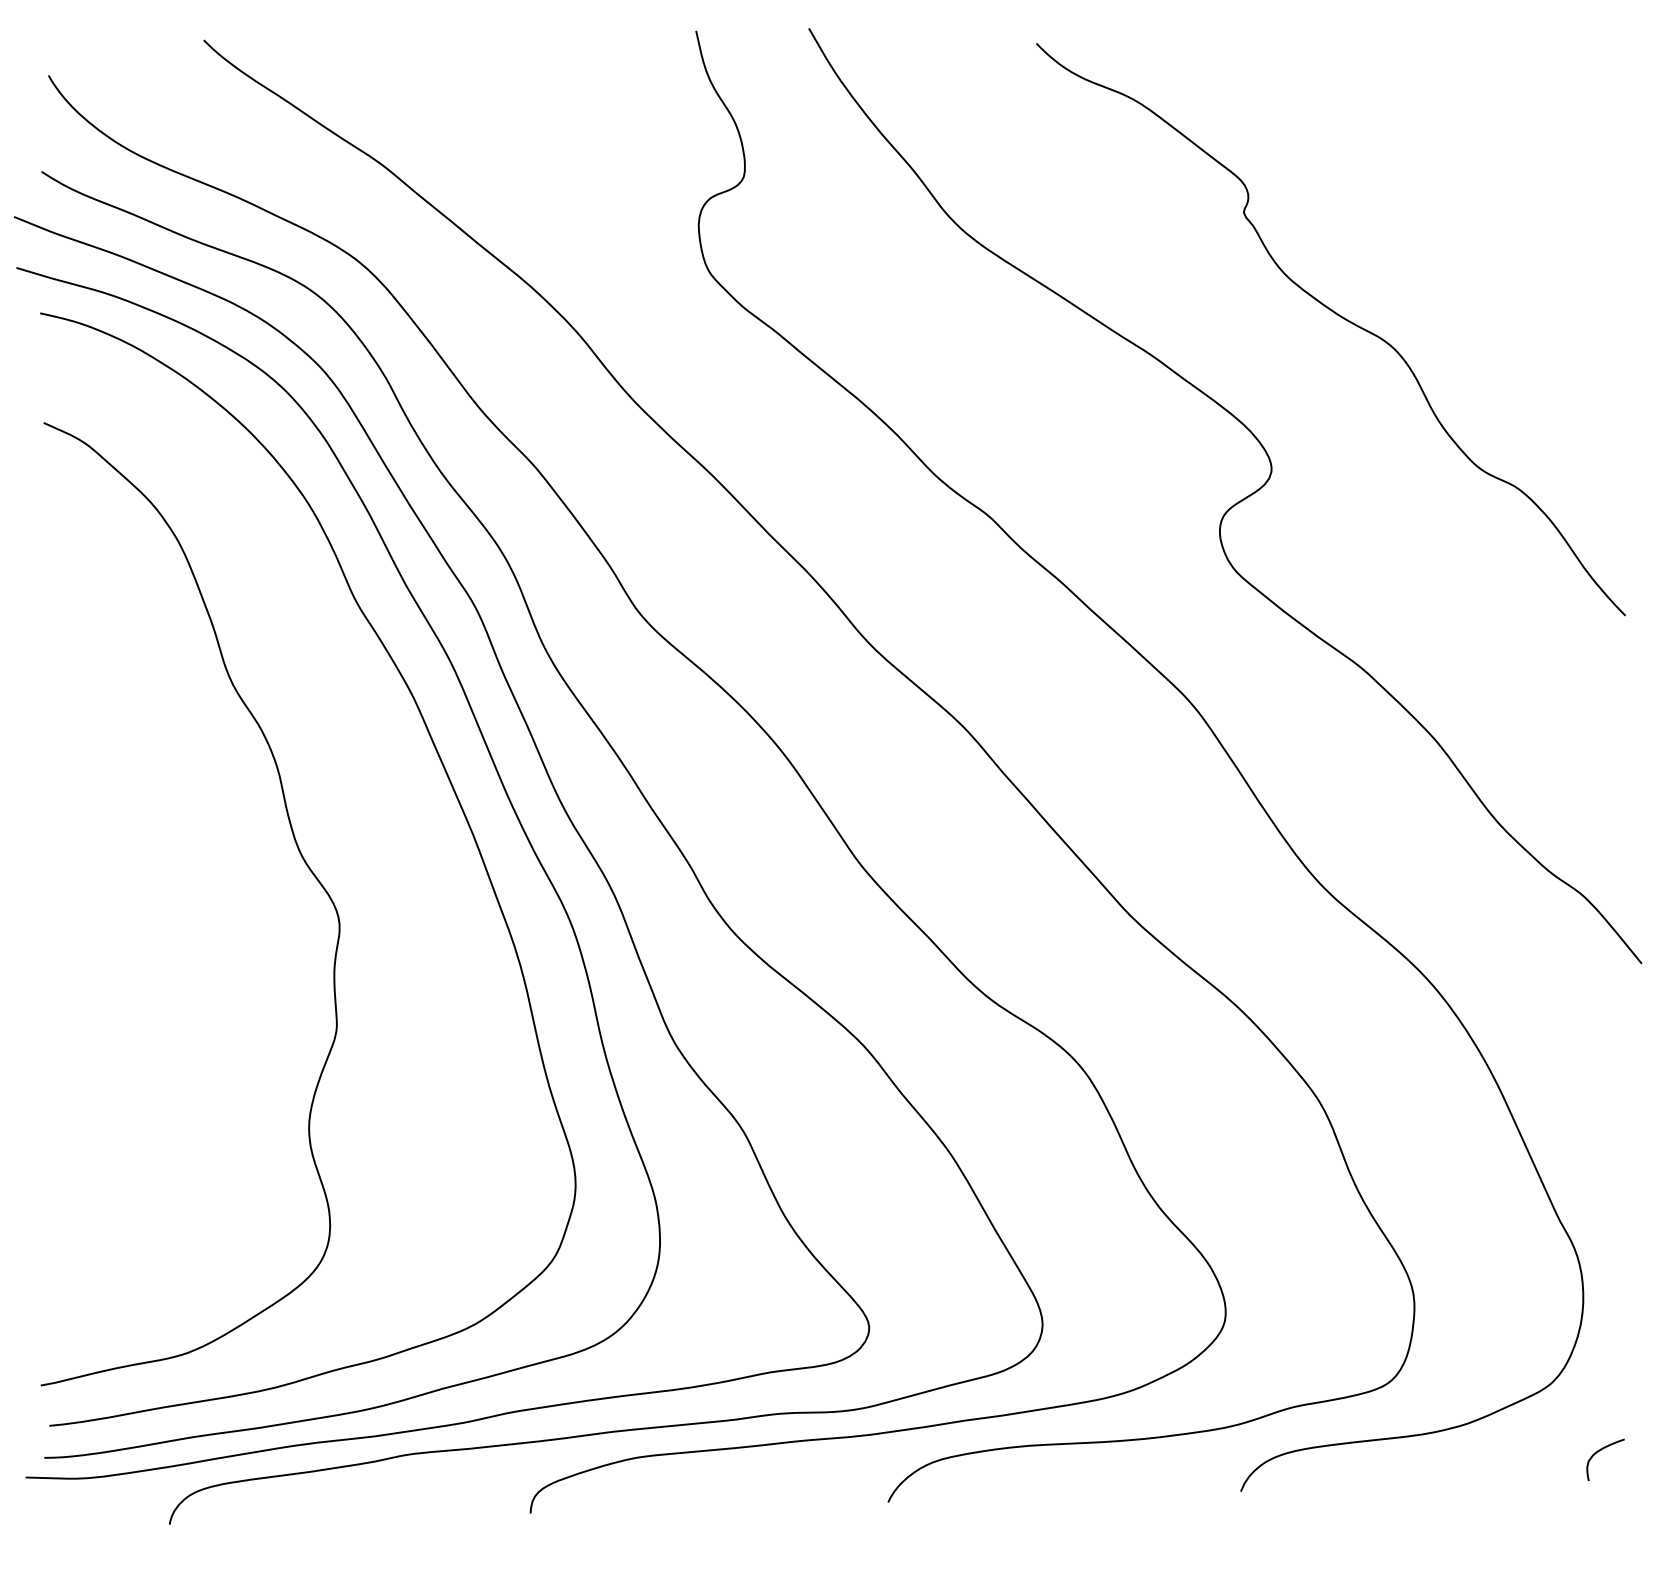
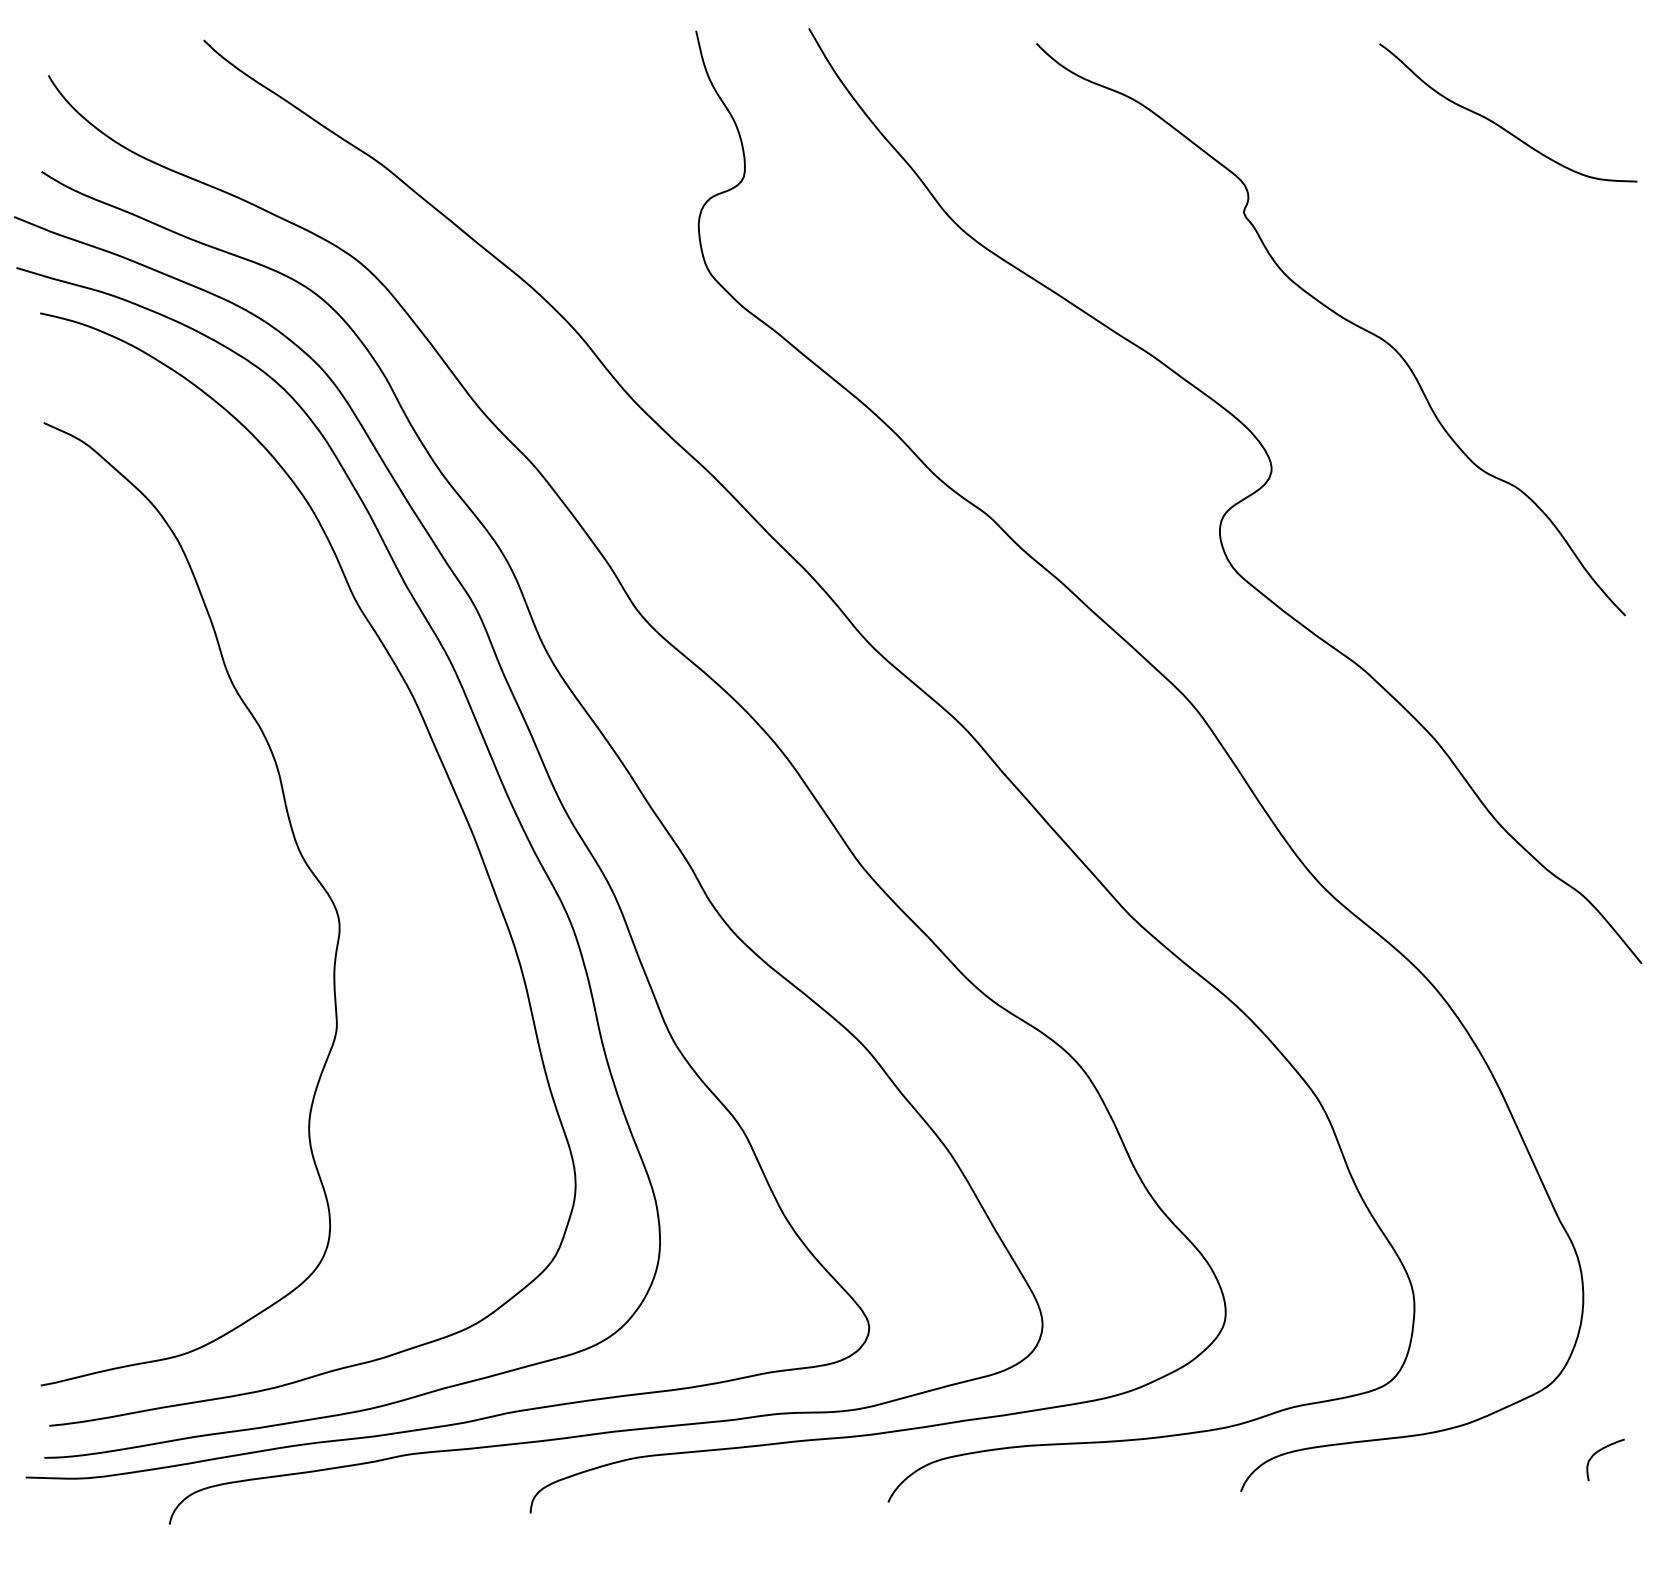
curve: none -> present (1500, 125)
